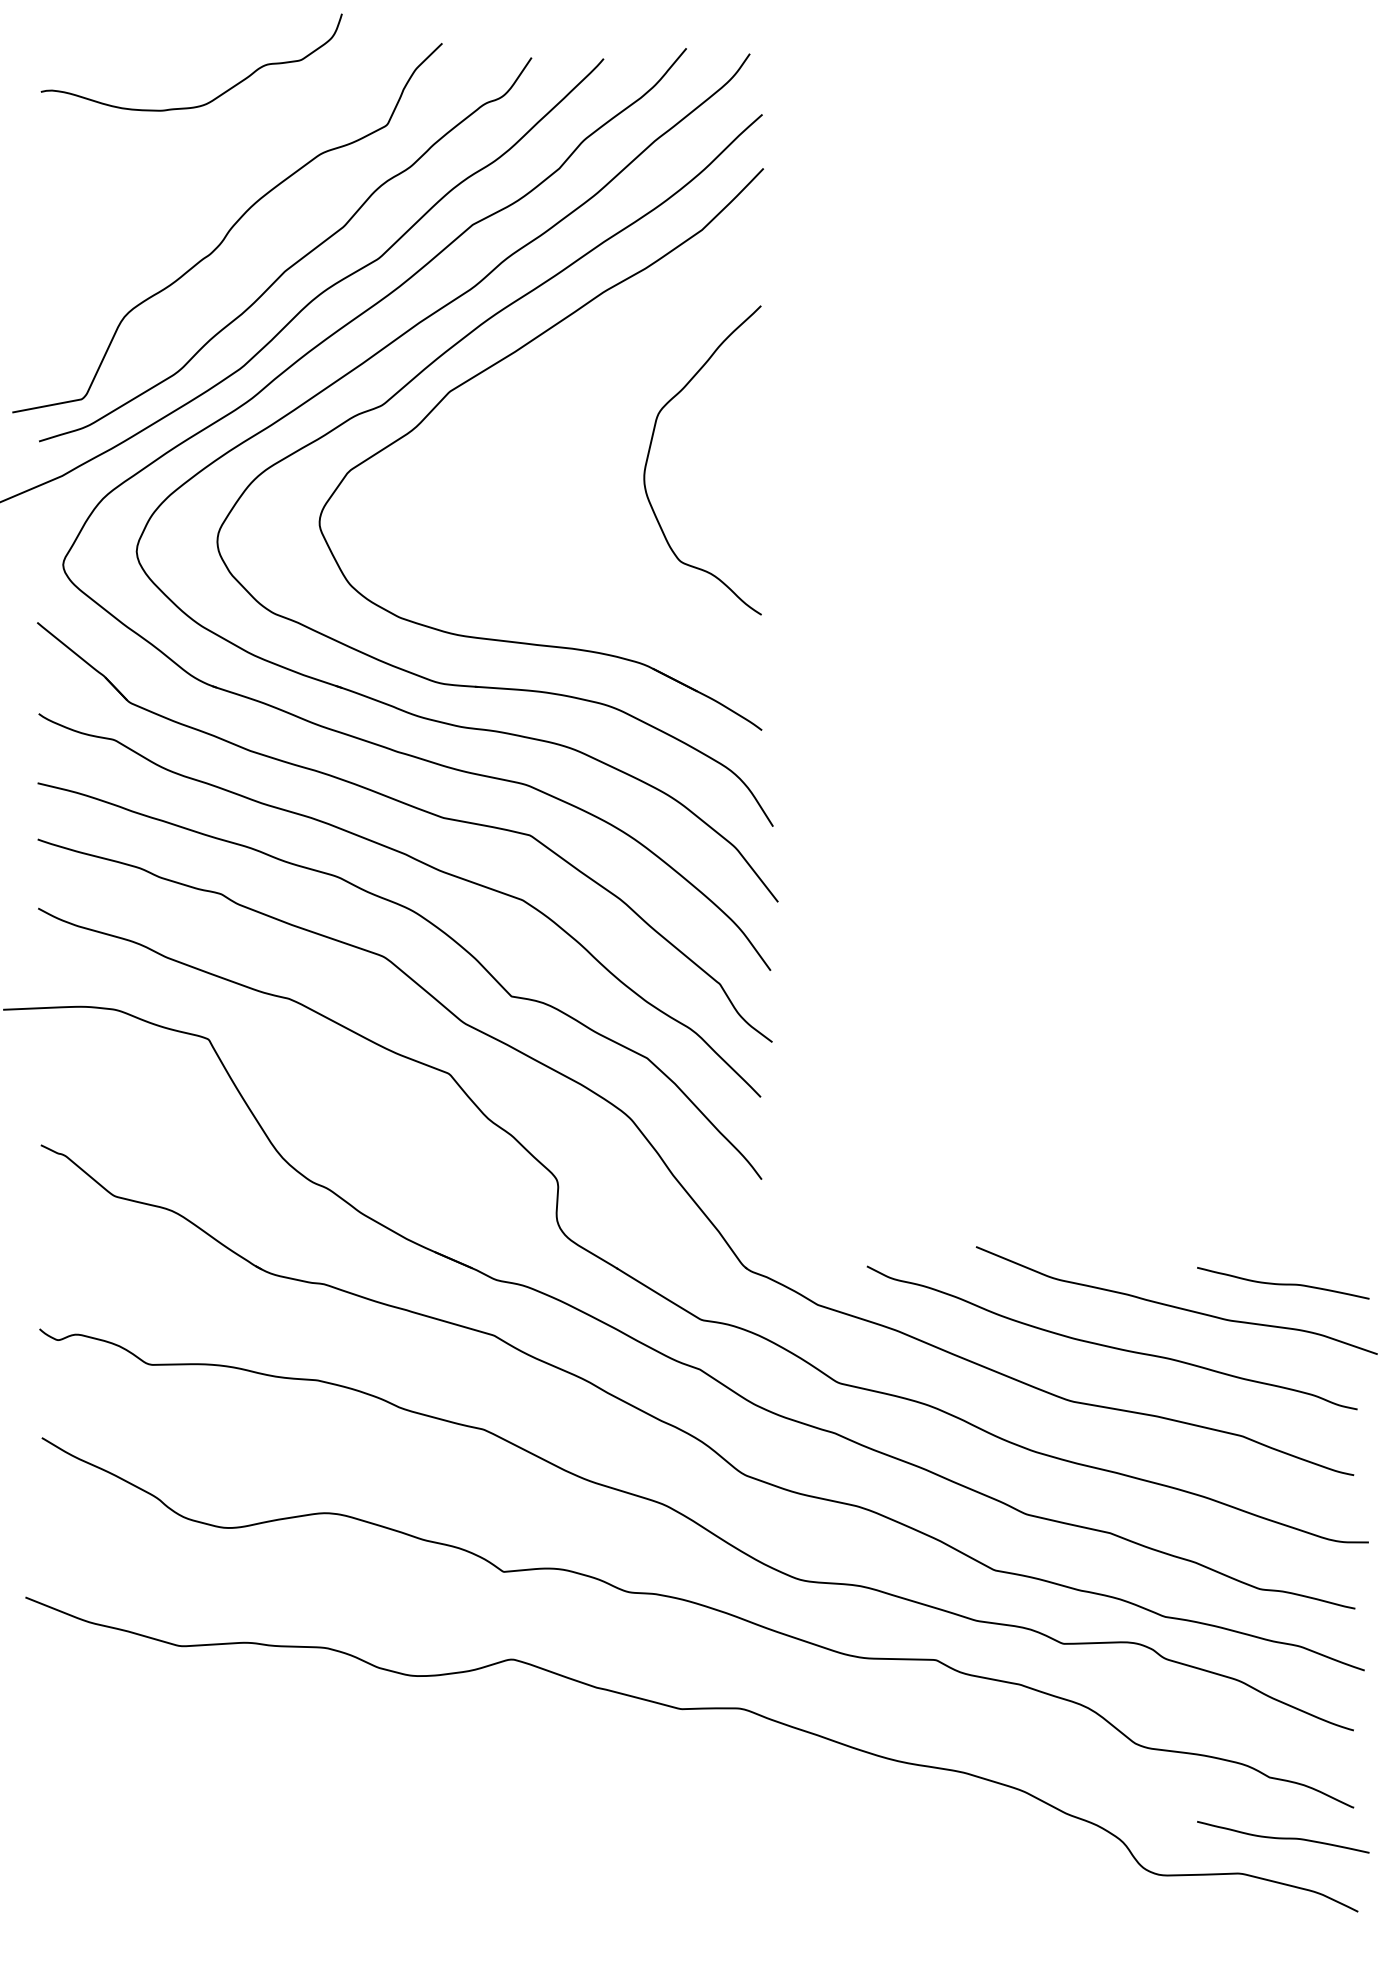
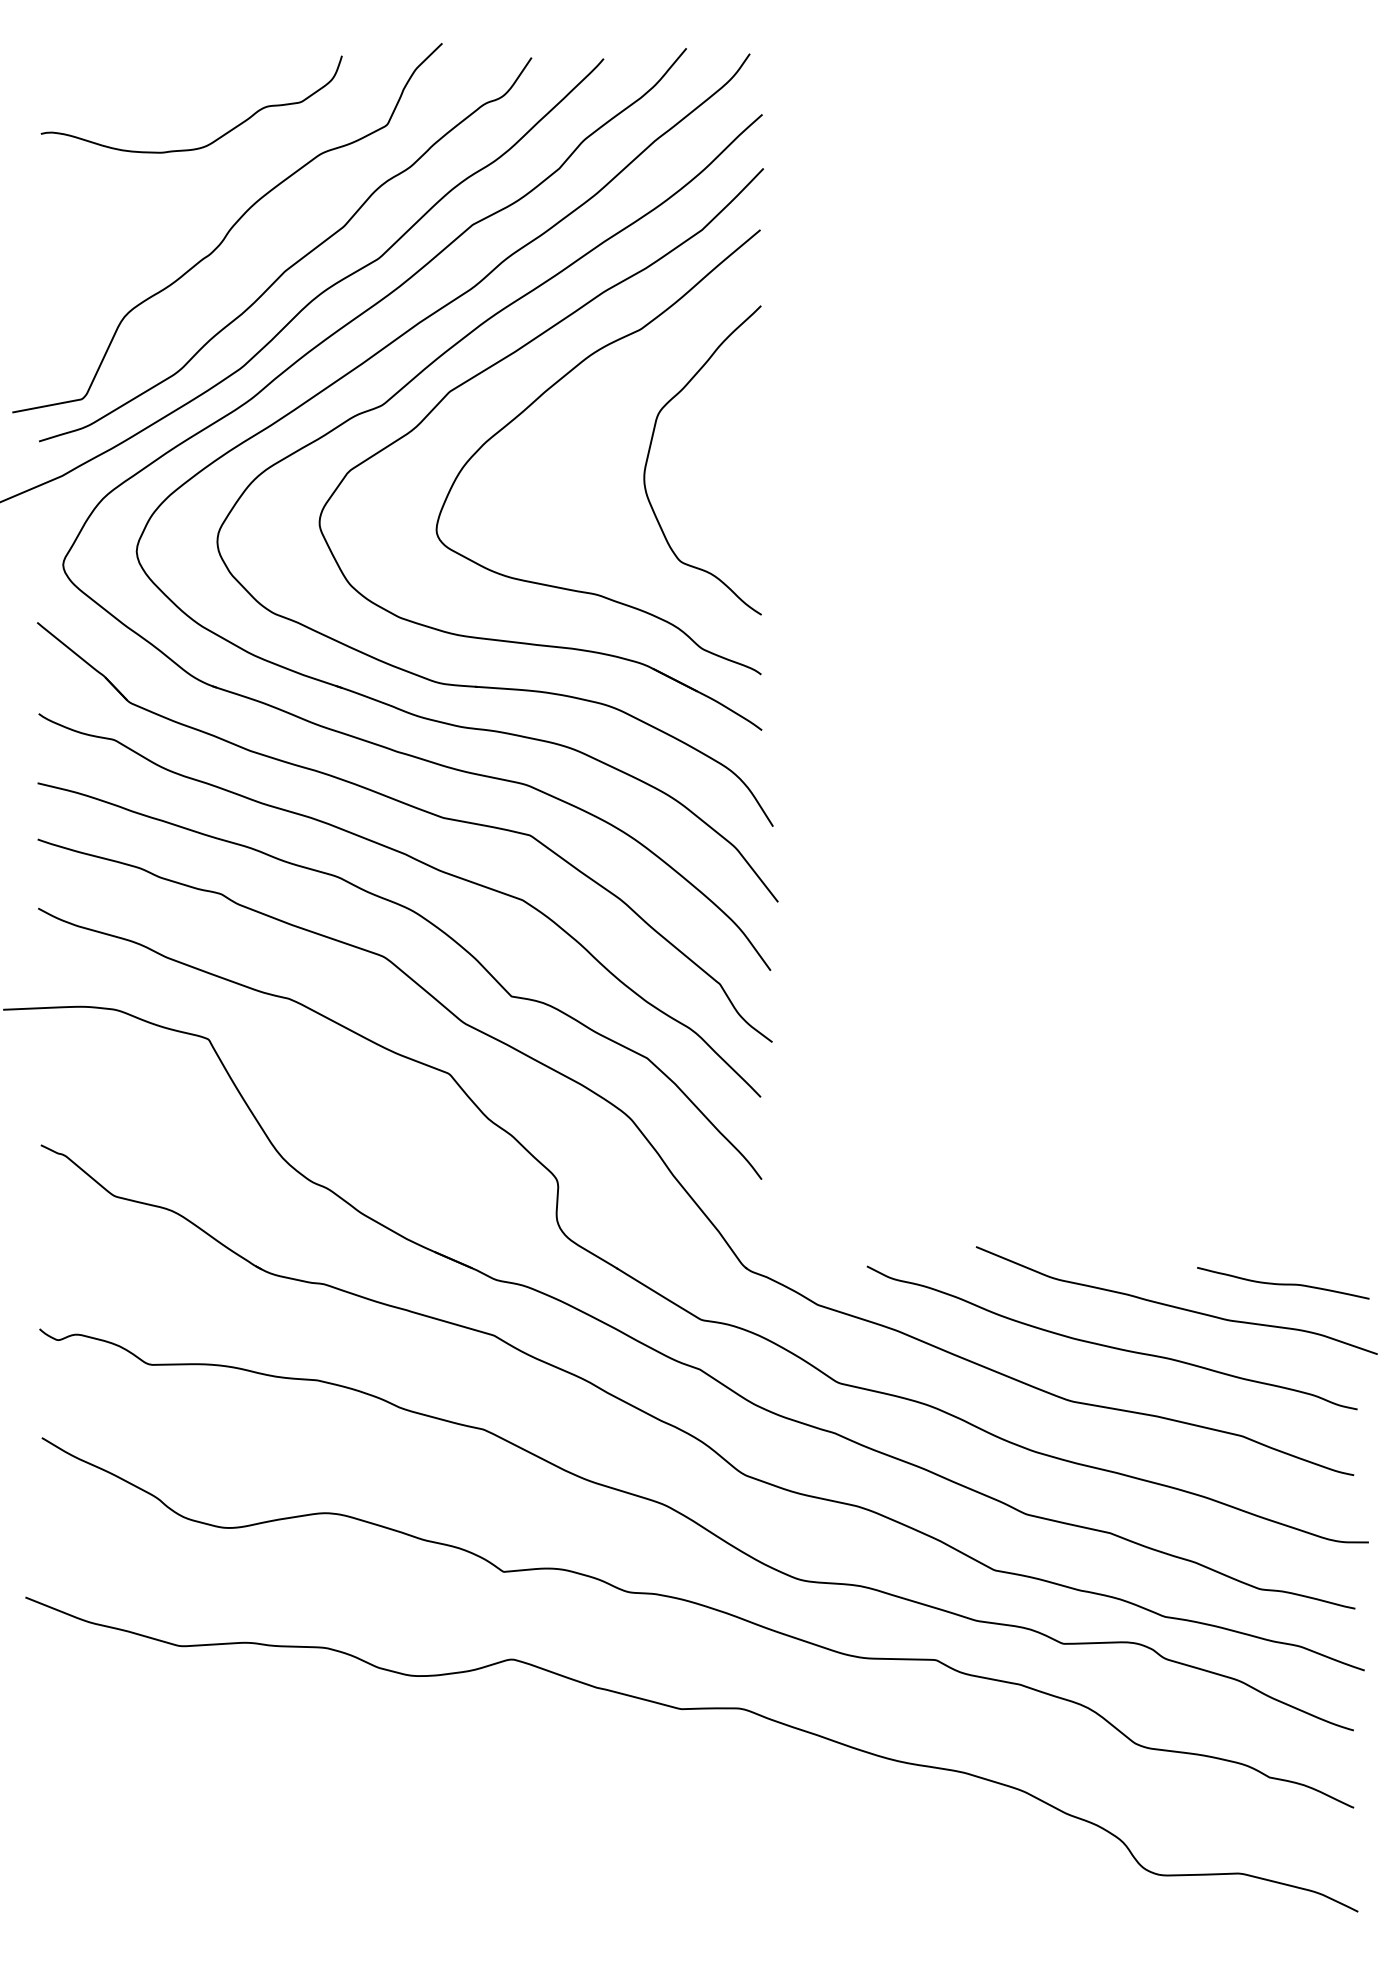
curve position: (215, 97) -> (215, 139) (215, 139)
curve: none -> present (547, 391)
curve: present -> none (1283, 1837)
